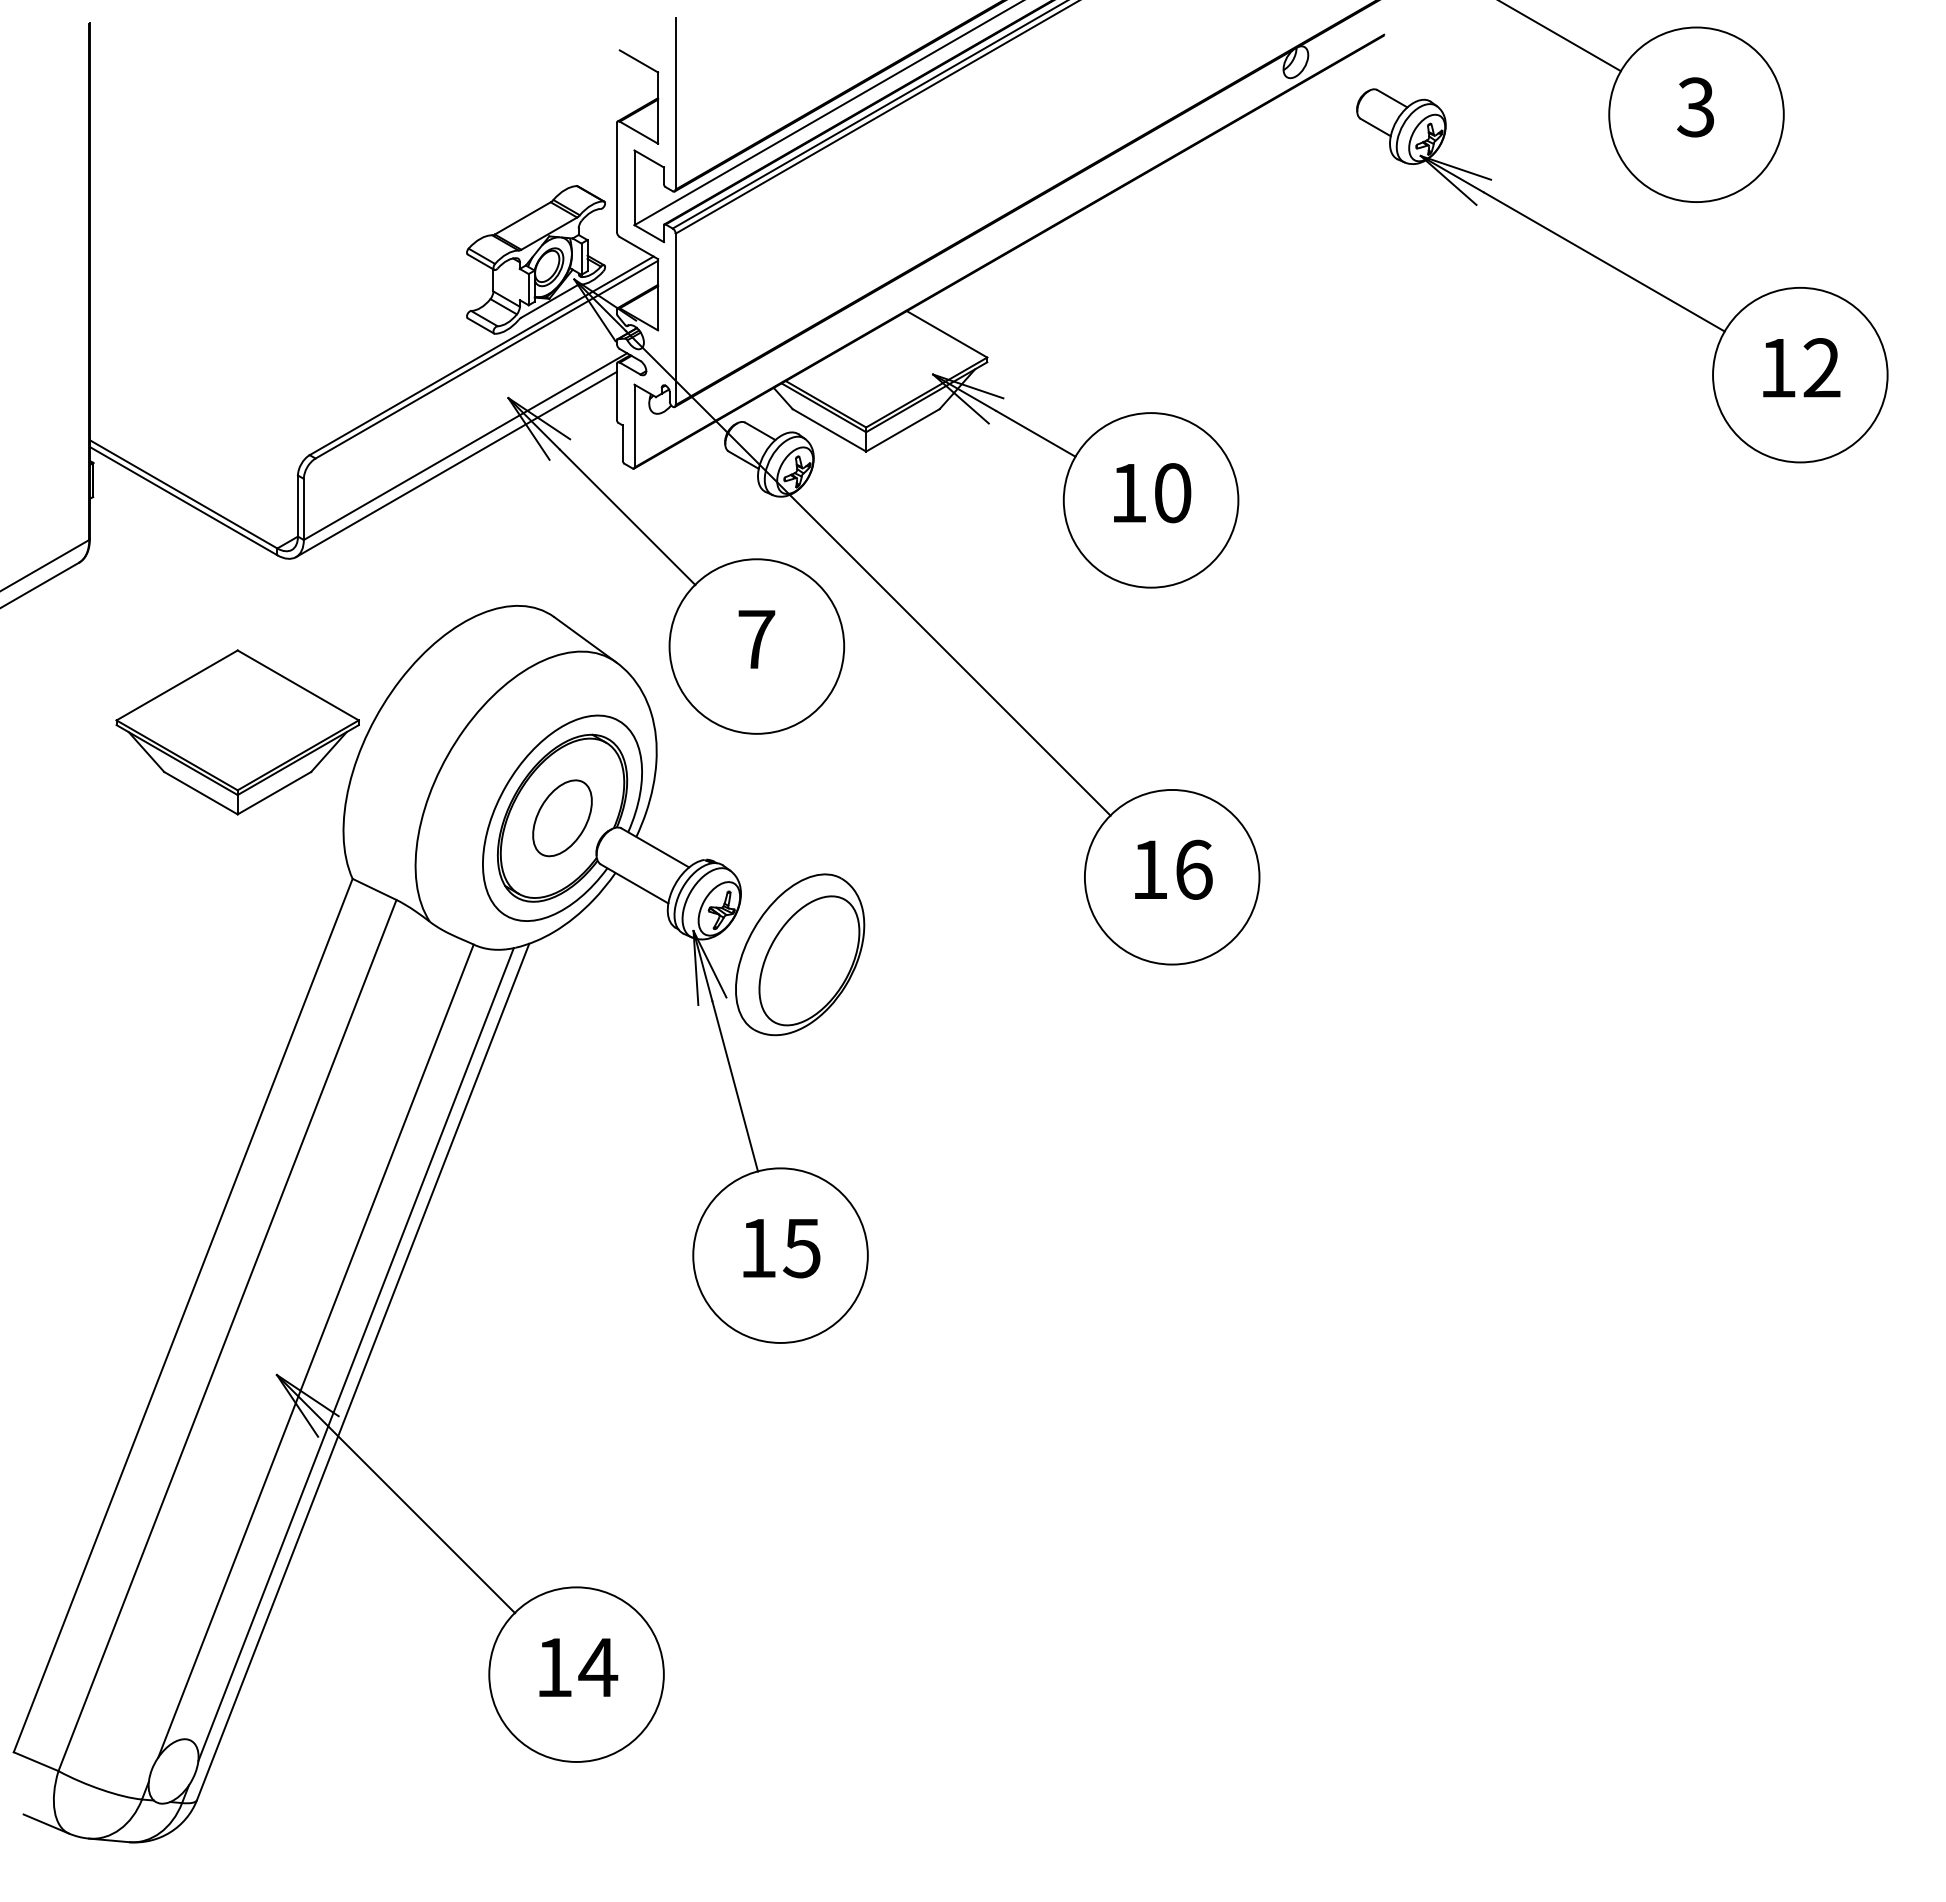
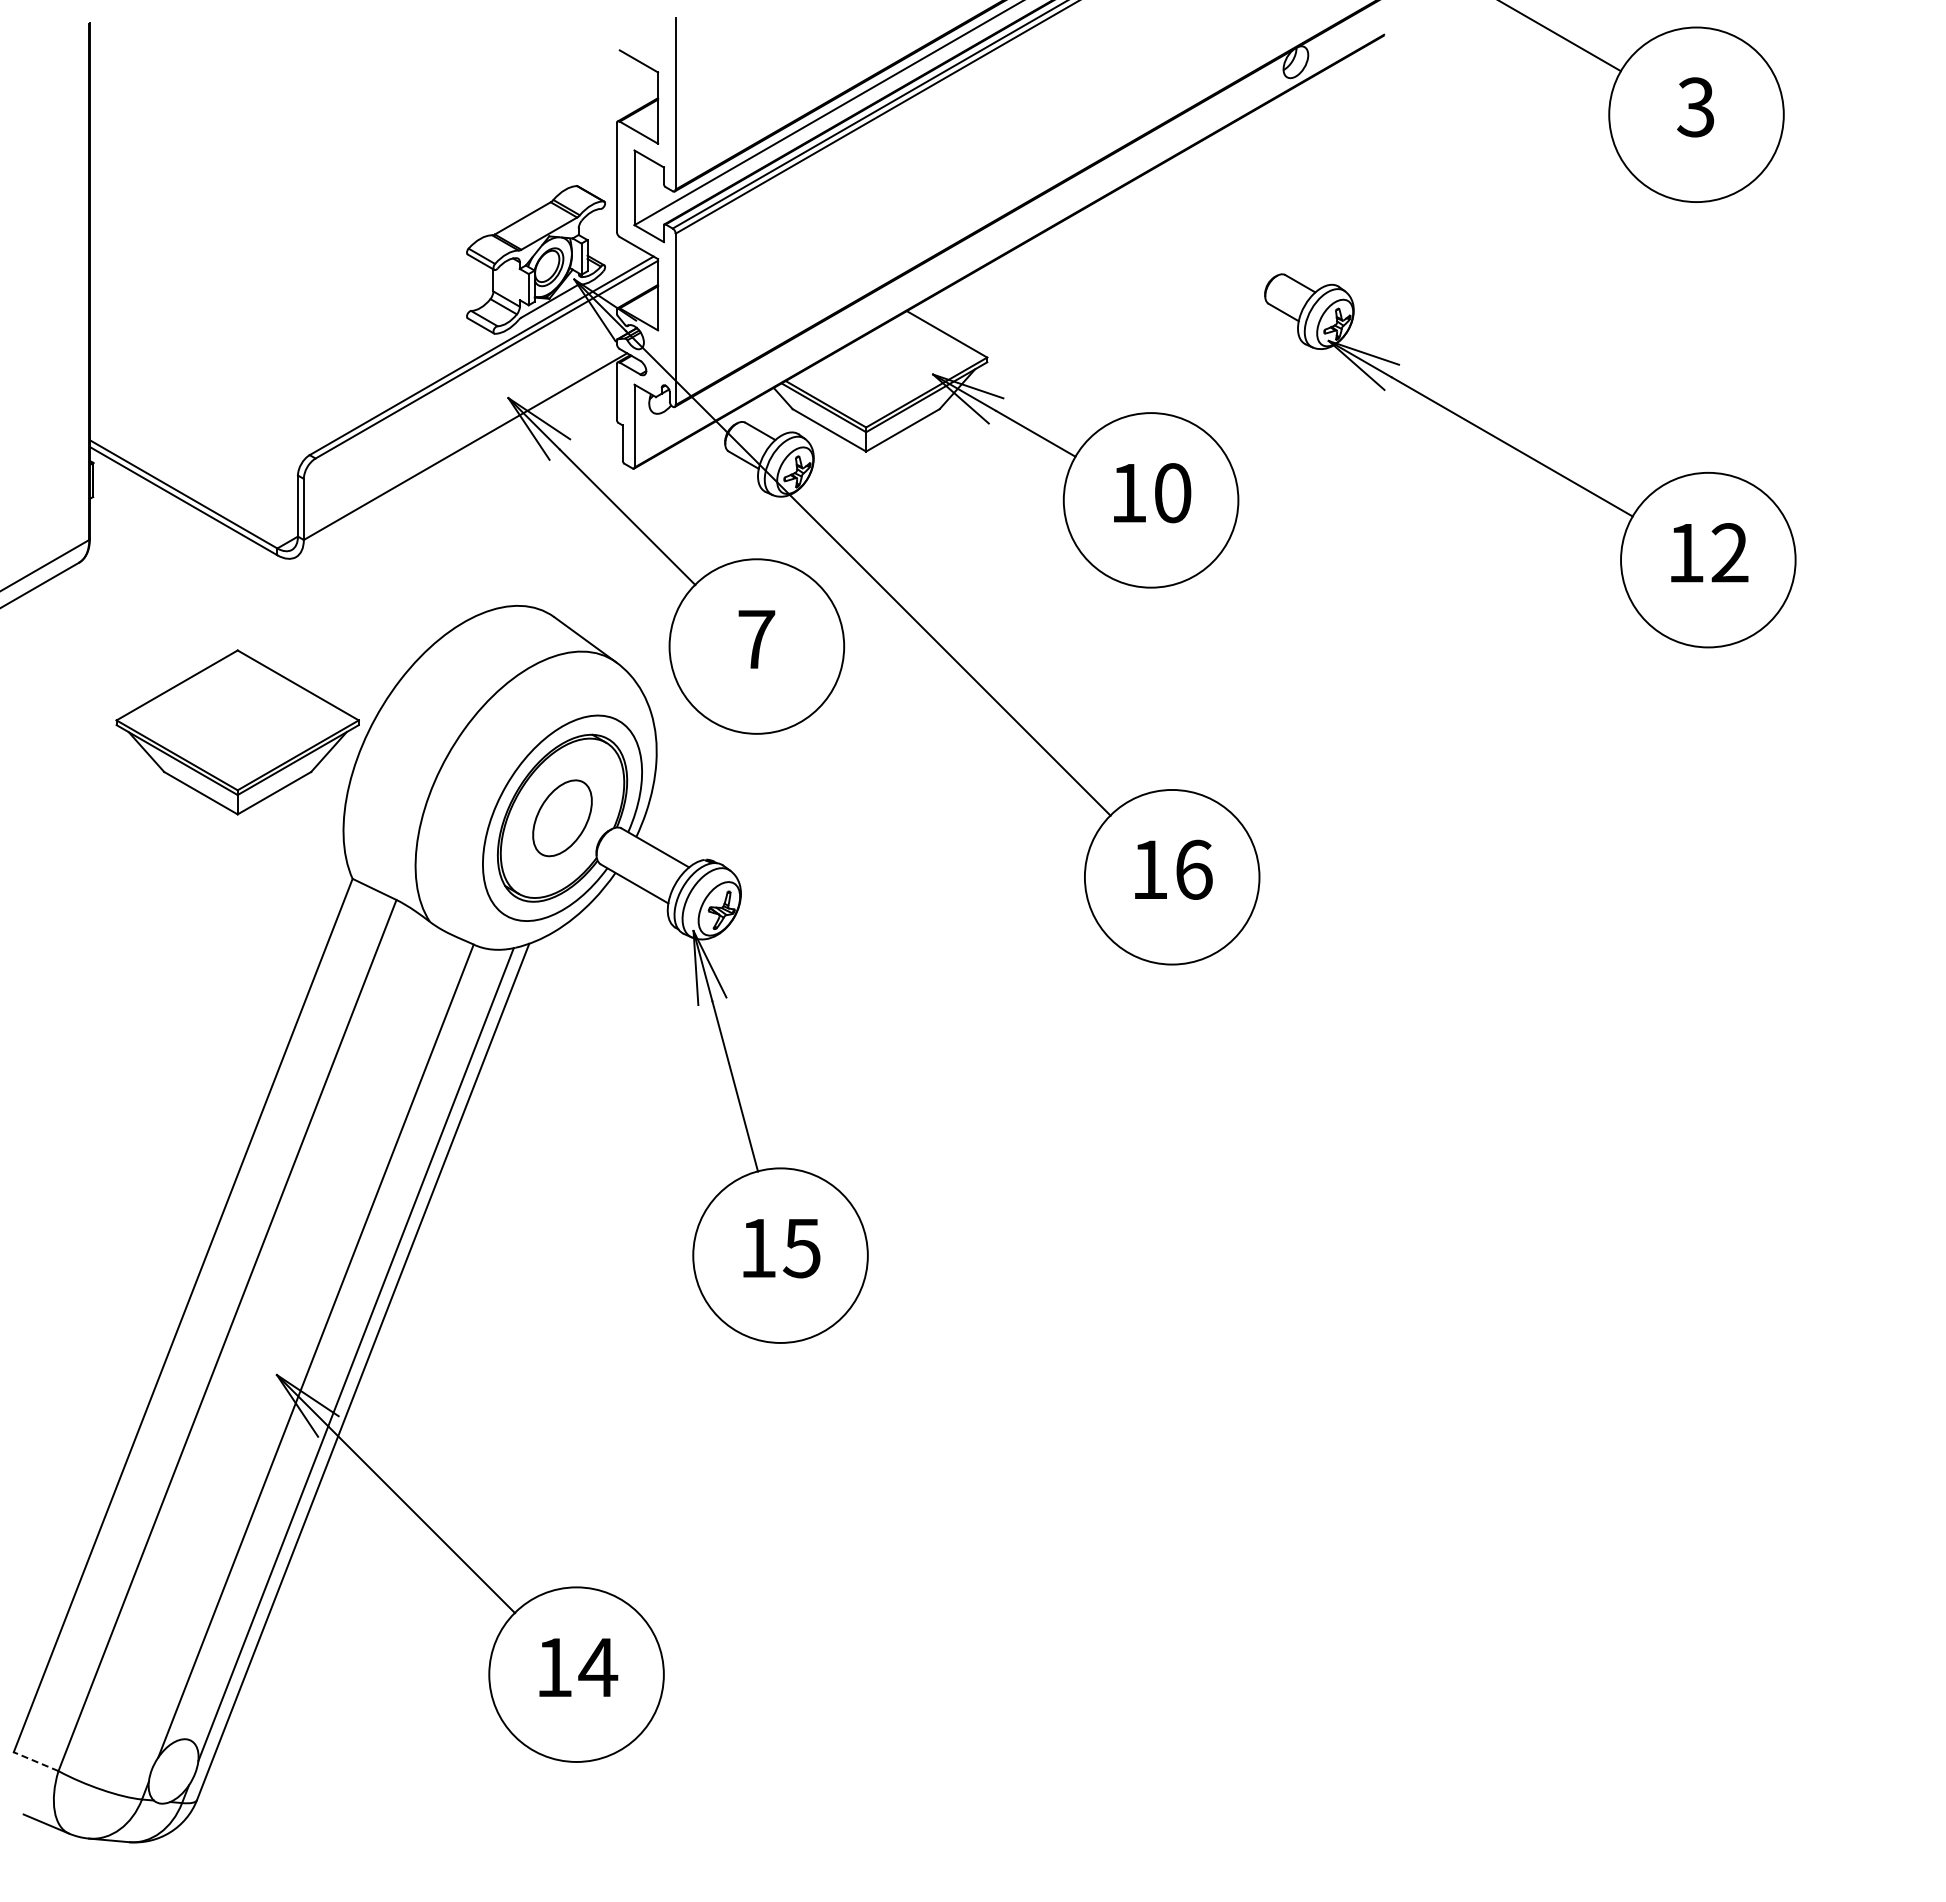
part position: (1622, 275) -> (1530, 460) (1530, 460)
line: present -> none (456, 464)
part: present -> none (800, 954)
line: solid -> dashed (35, 1761)
